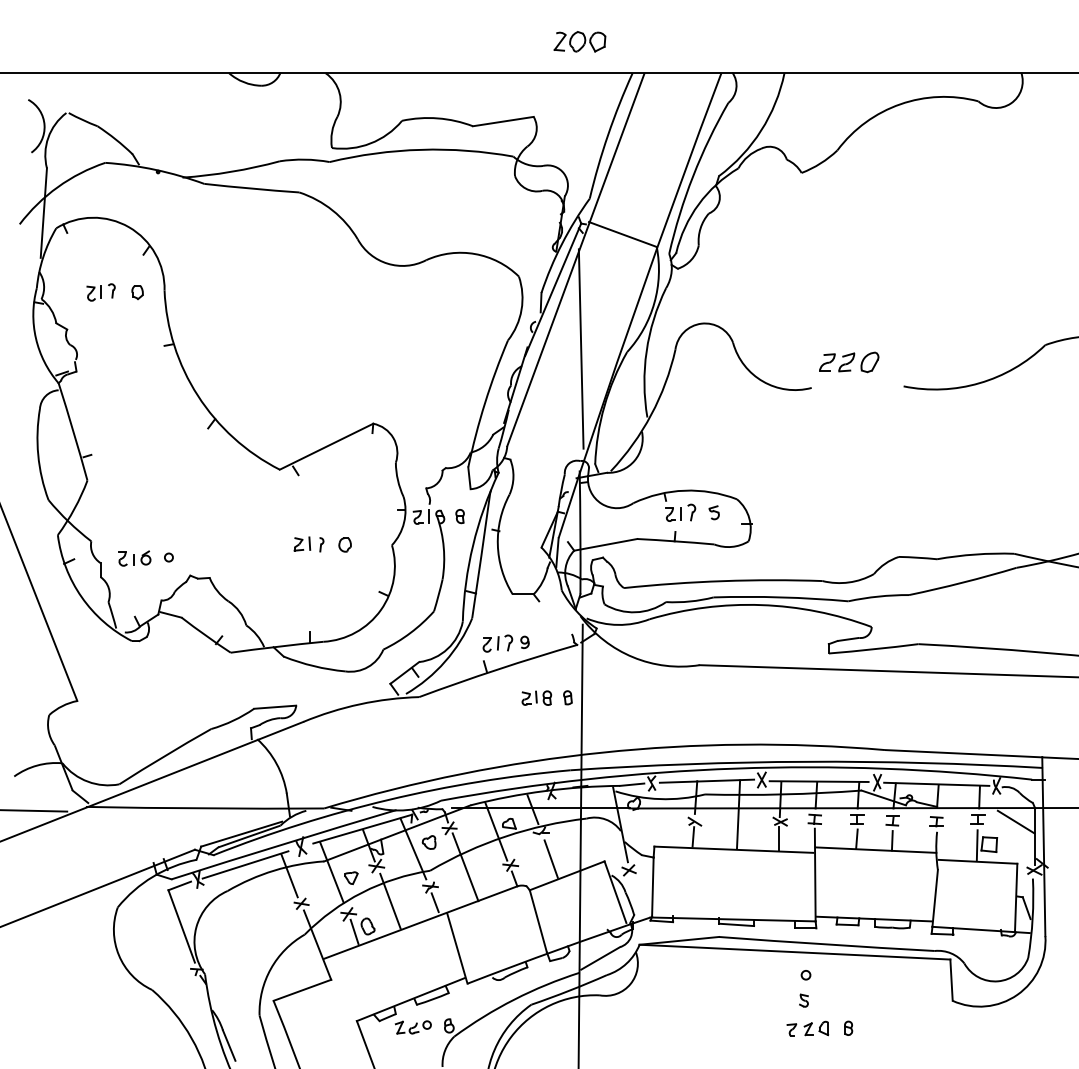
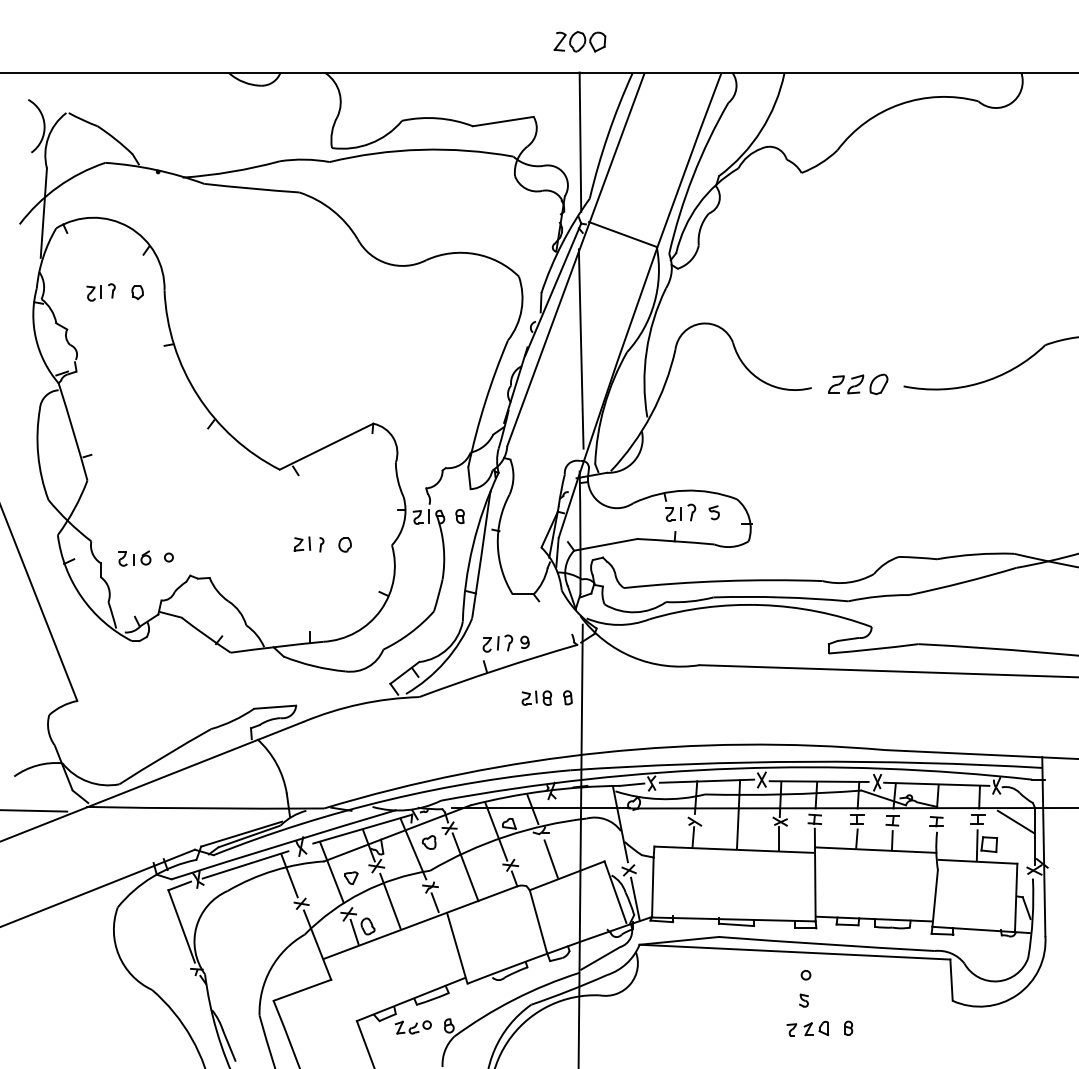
line: none -> present (580, 141)
part position: (849, 362) -> (858, 384) (858, 384)
line: none -> present (635, 898)
